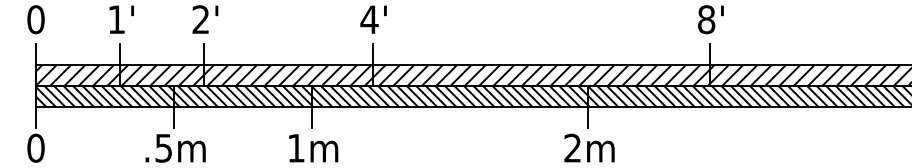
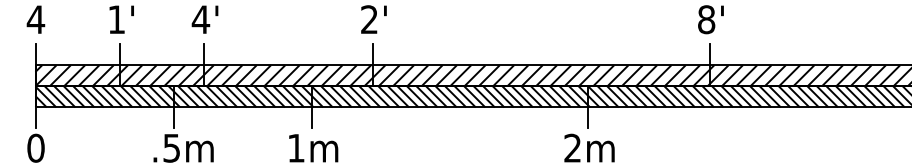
text: 0 -> 4 (35, 19)
text: 2' -> 4' (200, 19)
text: 4' -> 2' (369, 19)
text position: (175, 148) -> (183, 148) (183, 148)
